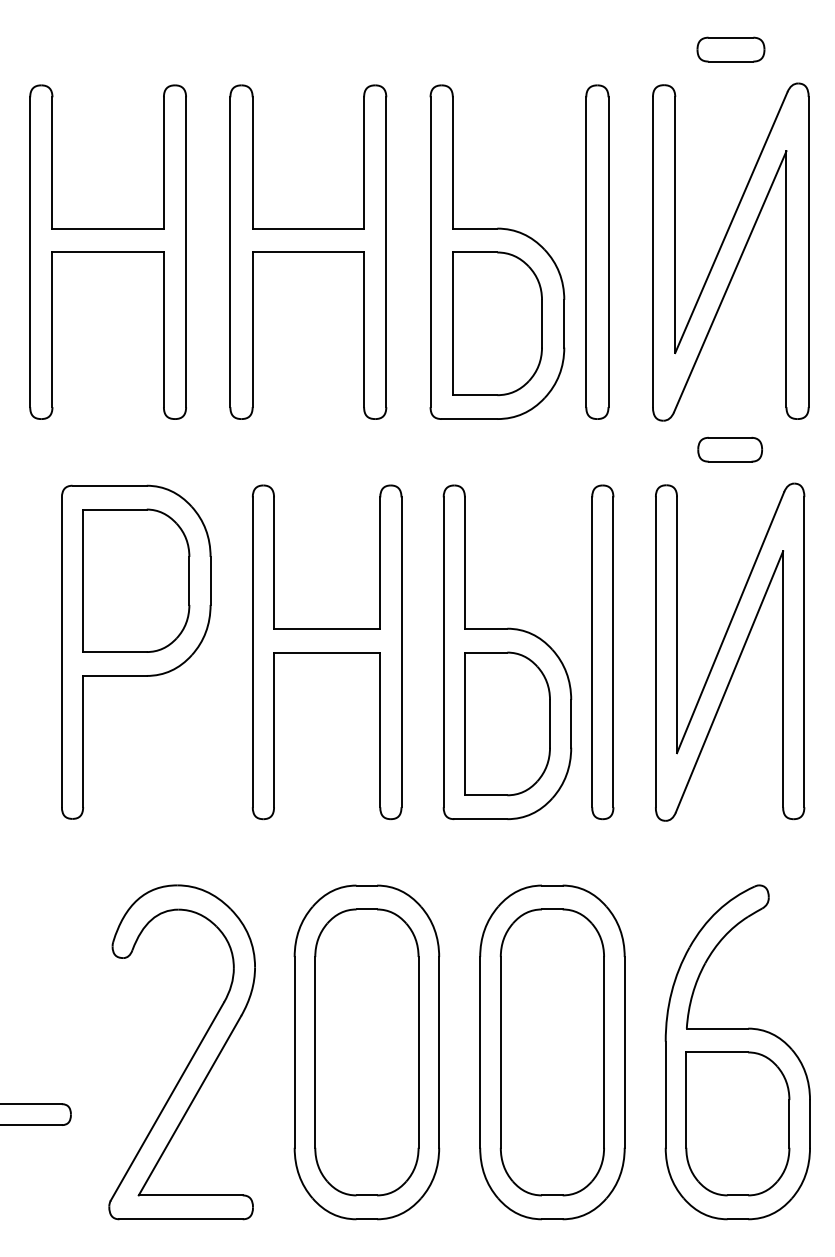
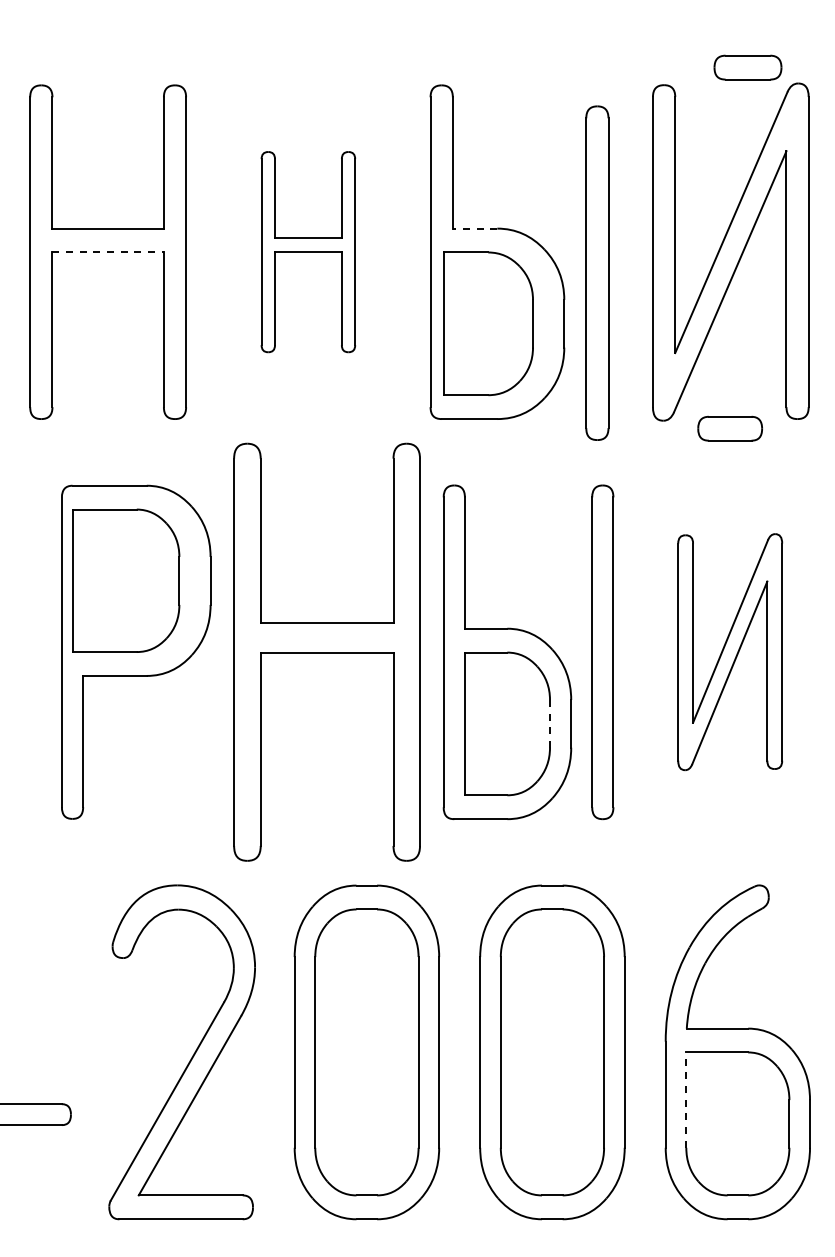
part position: (730, 49) -> (747, 67) (747, 67)
line: solid -> dashed (474, 228)
part size: 159x336 px -> 97x203 px (308, 252)
part position: (597, 251) -> (597, 272) (597, 272)
line: solid -> dashed (108, 252)
part position: (497, 323) -> (488, 323) (488, 323)
part position: (729, 449) -> (729, 428) (729, 428)
part position: (136, 580) -> (126, 580) (126, 580)
part size: 151x340 px -> 107x239 px (730, 652)
part size: 151x337 px -> 188x420 px (326, 651)
line: solid -> dashed (550, 723)
line: solid -> dashed (686, 1100)
